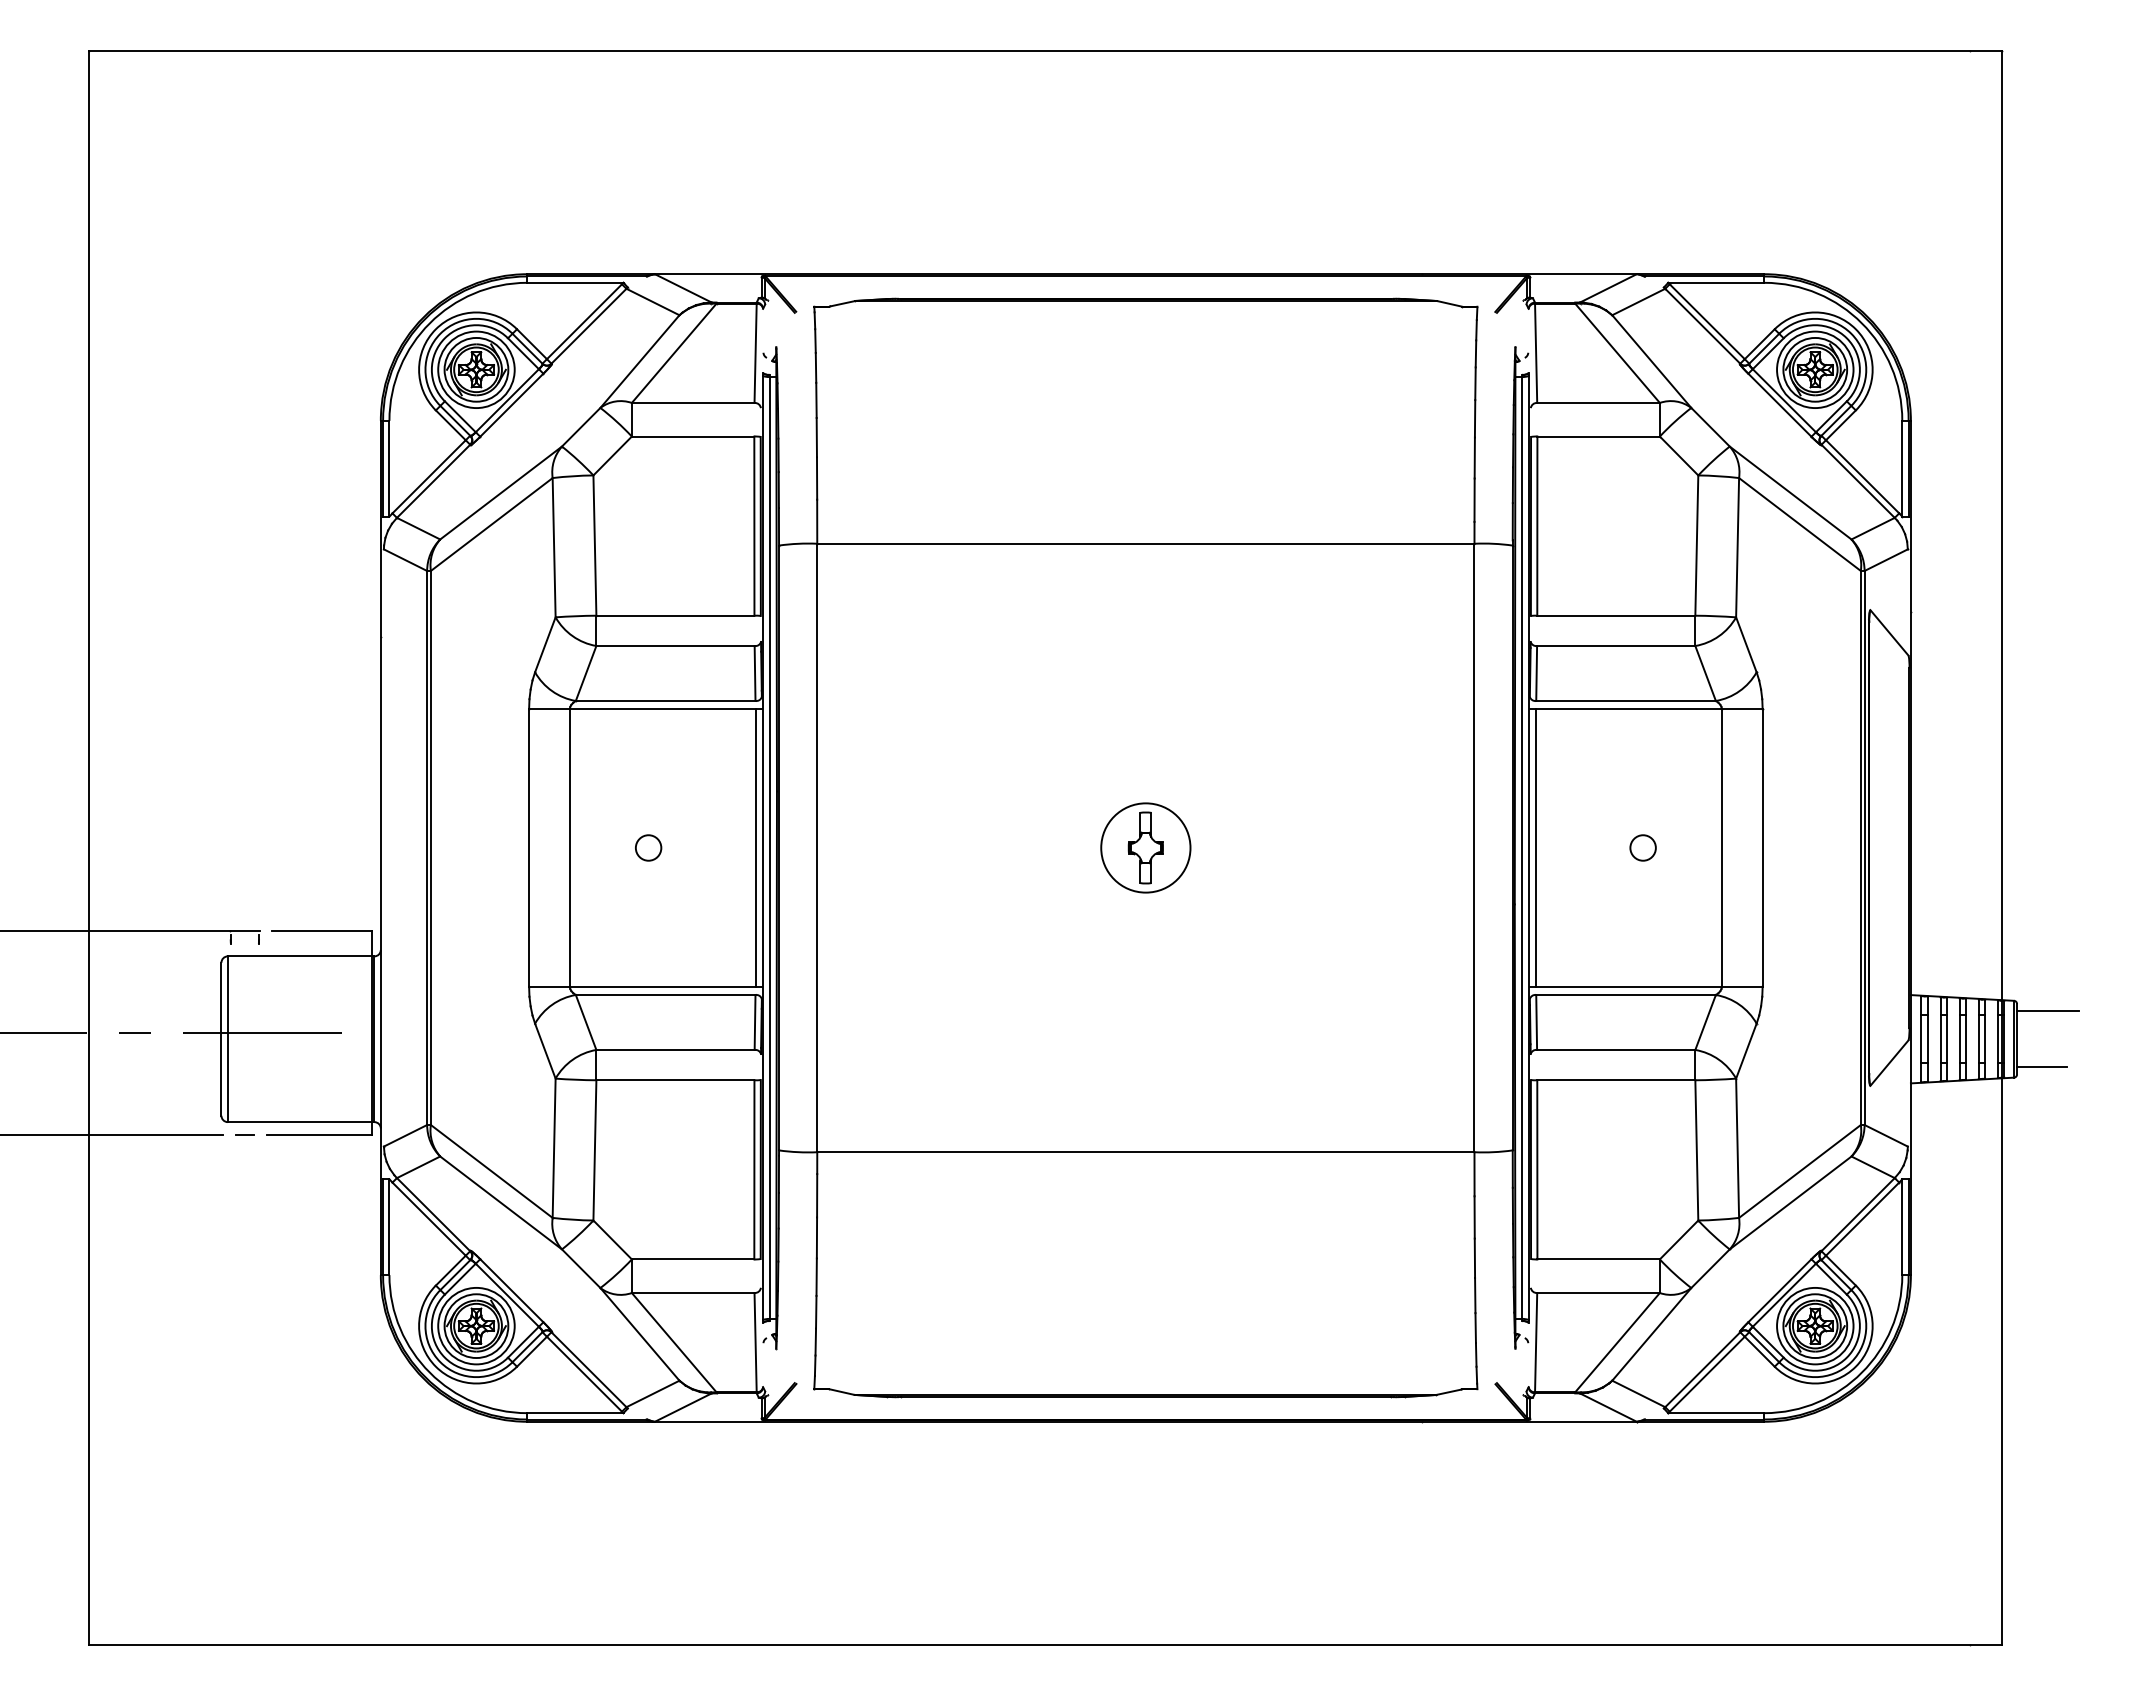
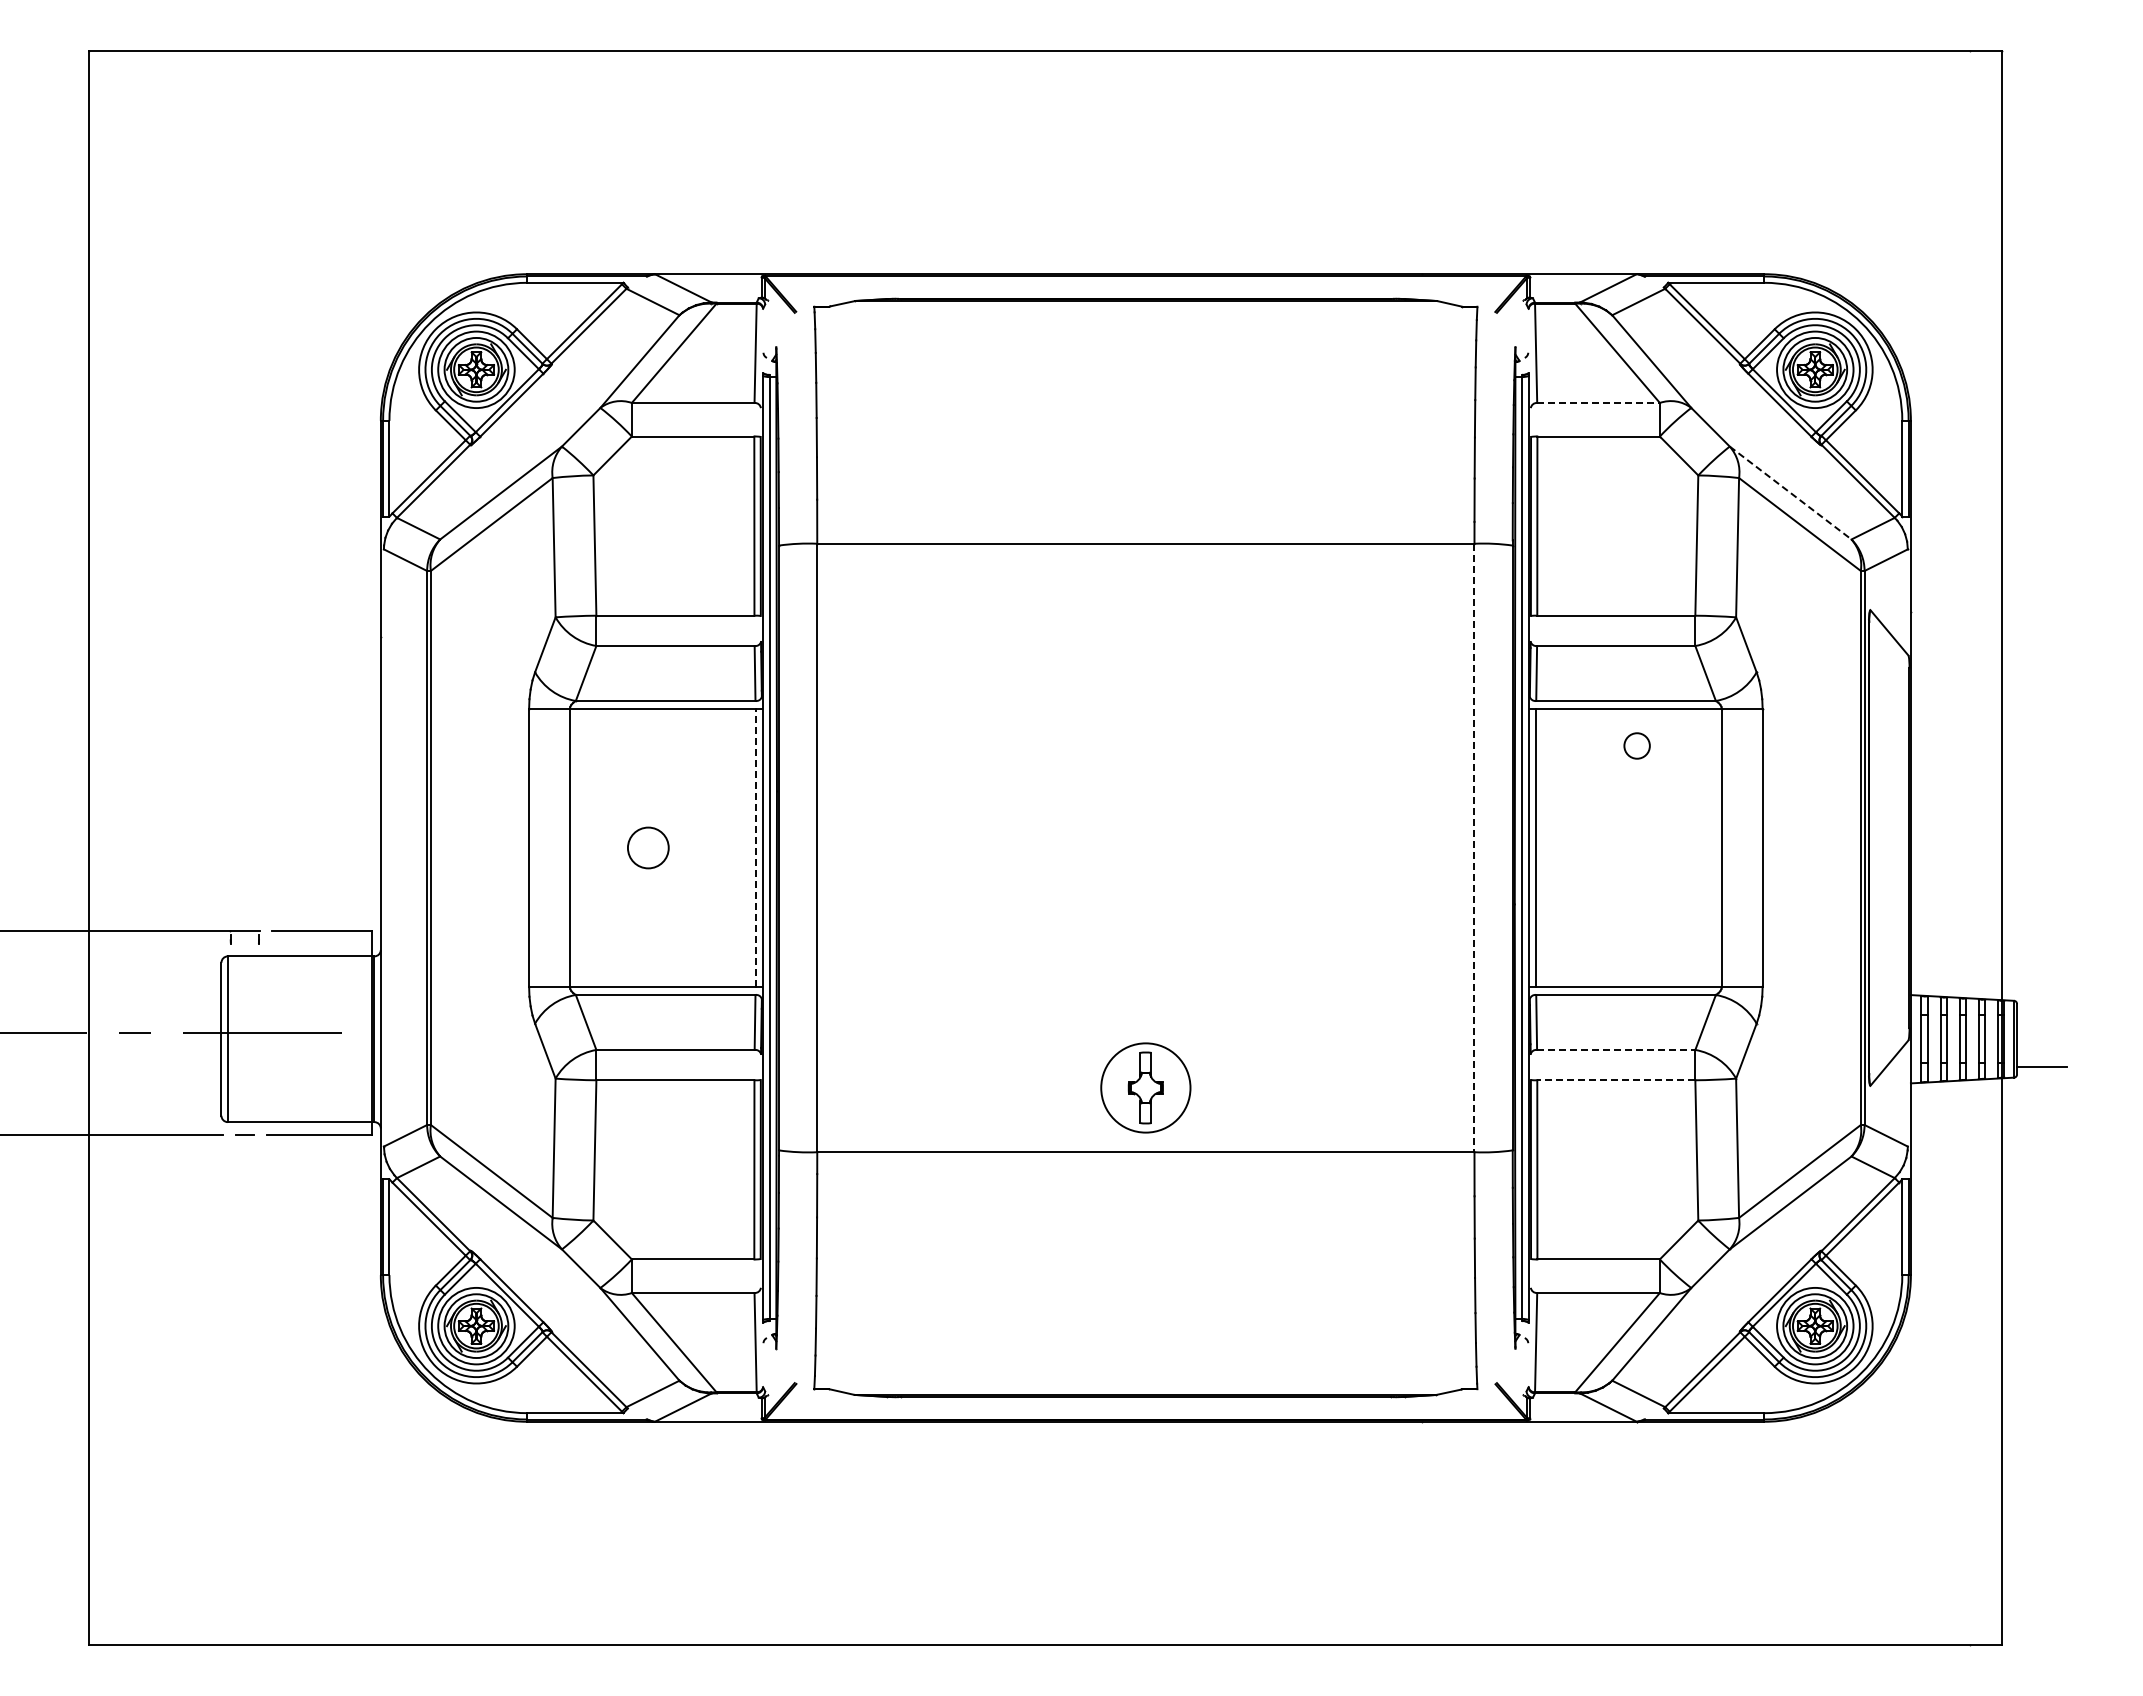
line: solid -> dashed (1599, 402)
line: solid -> dashed (1790, 493)
circle size: 28x28 px -> 43x44 px (648, 847)
line: solid -> dashed (755, 847)
part position: (1145, 847) -> (1145, 1087) (1145, 1087)
circle position: (1642, 847) -> (1636, 745) (1636, 745)
line: solid -> dashed (1474, 848)
line: present -> none (2047, 1011)
line: solid -> dashed (1616, 1049)
line: solid -> dashed (1615, 1080)
